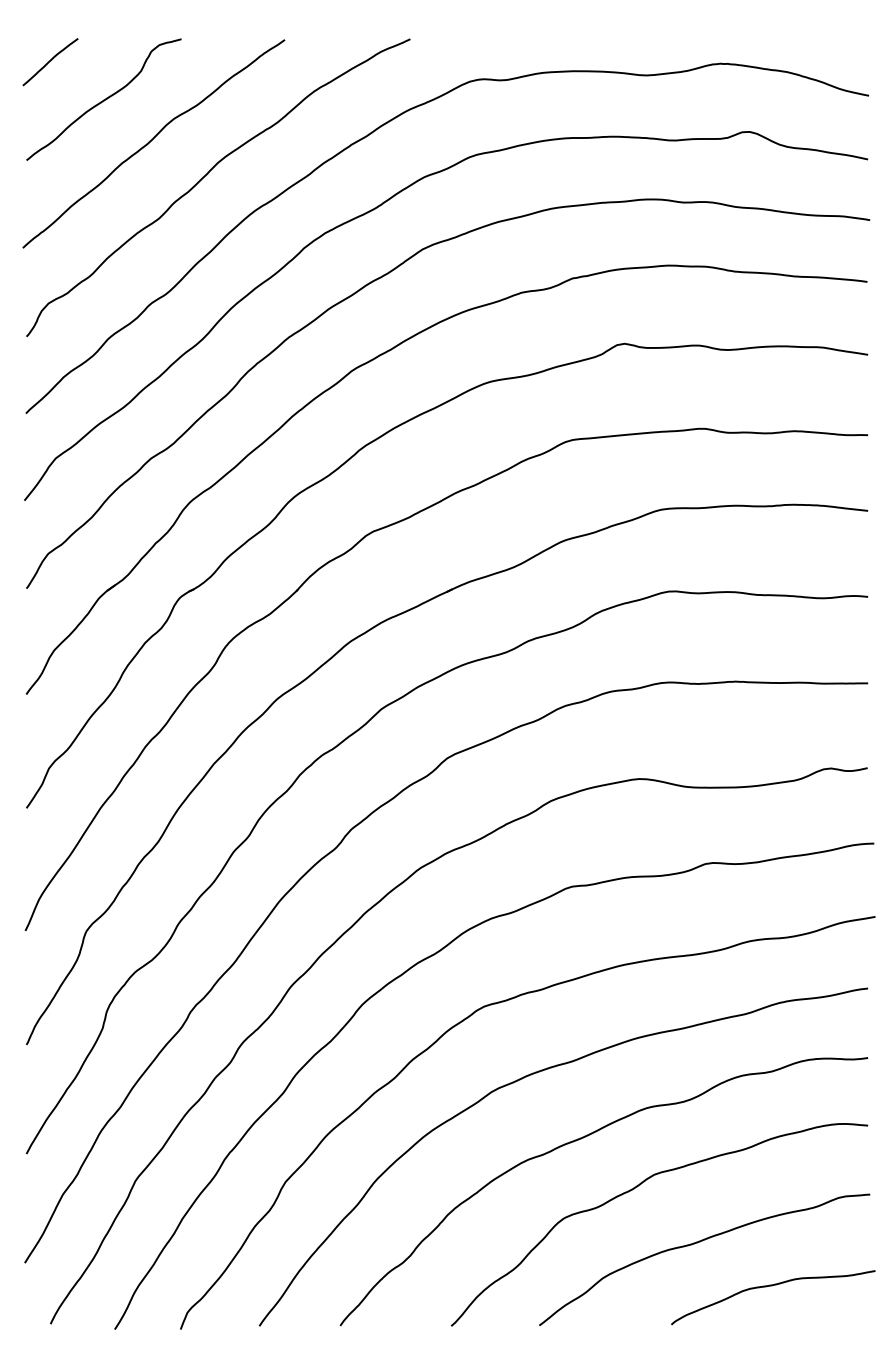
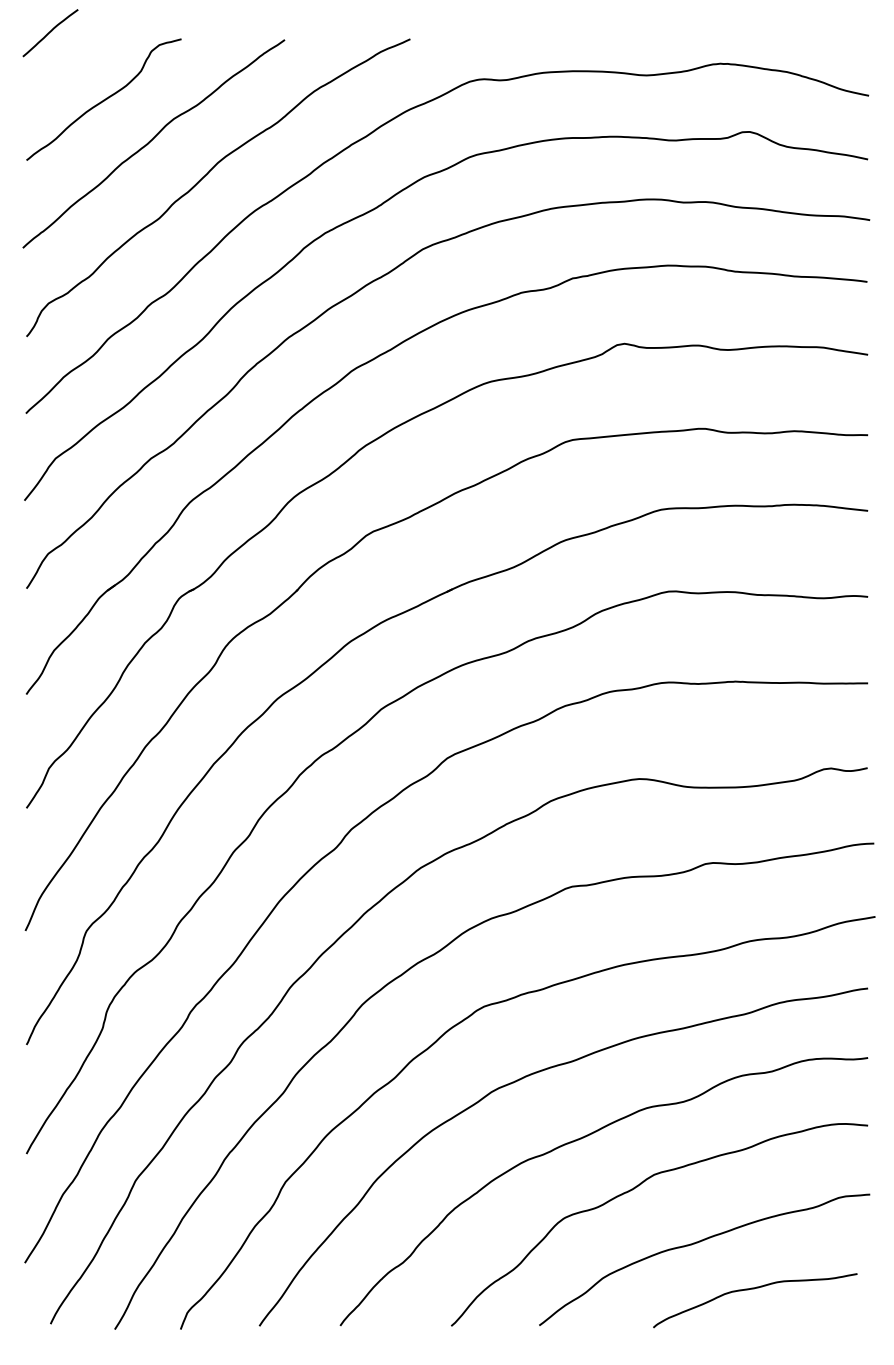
curve position: (50, 61) -> (50, 32) (50, 32)
curve position: (772, 1286) -> (754, 1289) (754, 1289)
